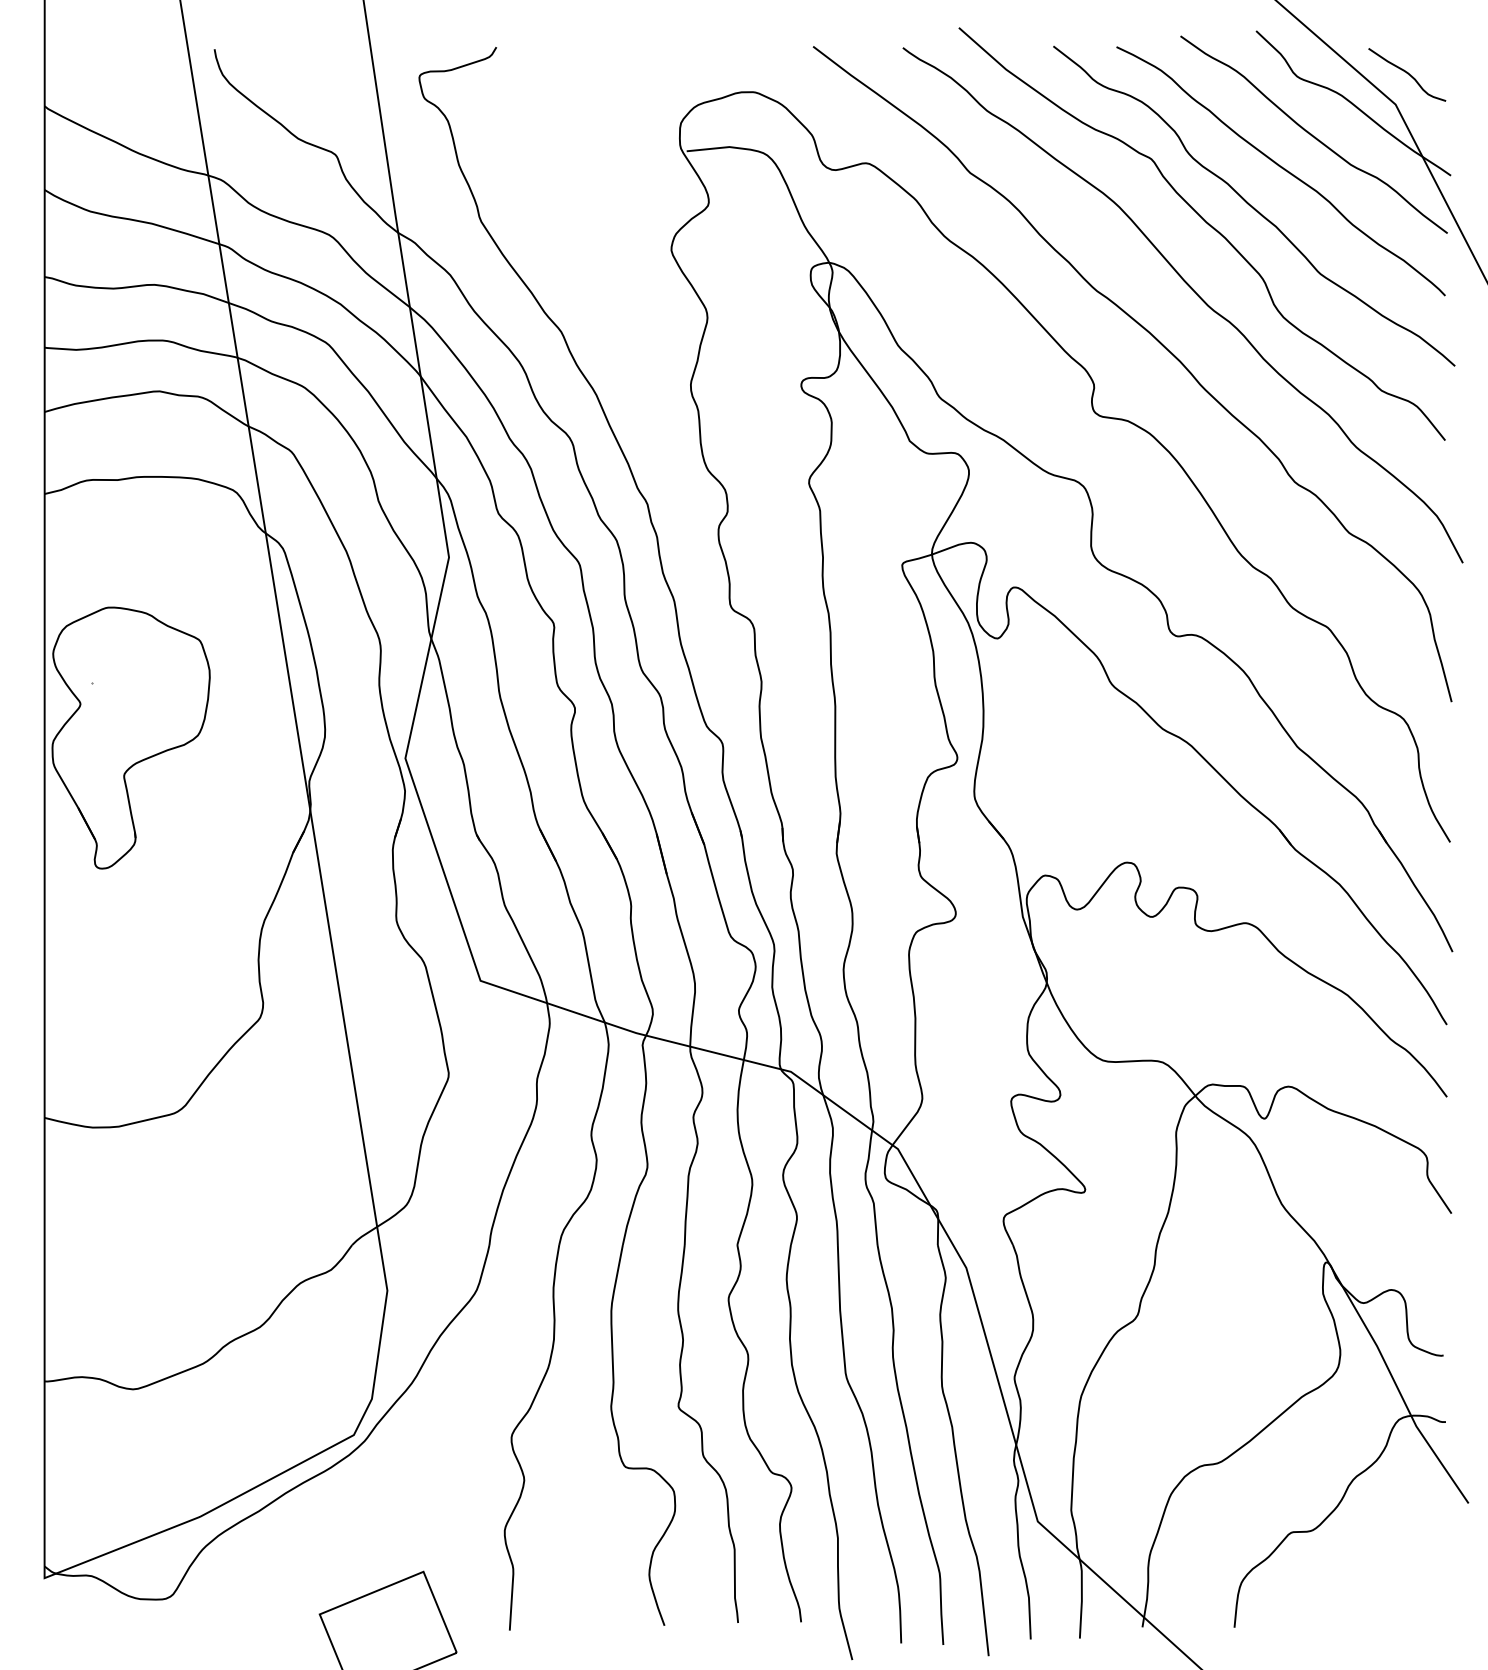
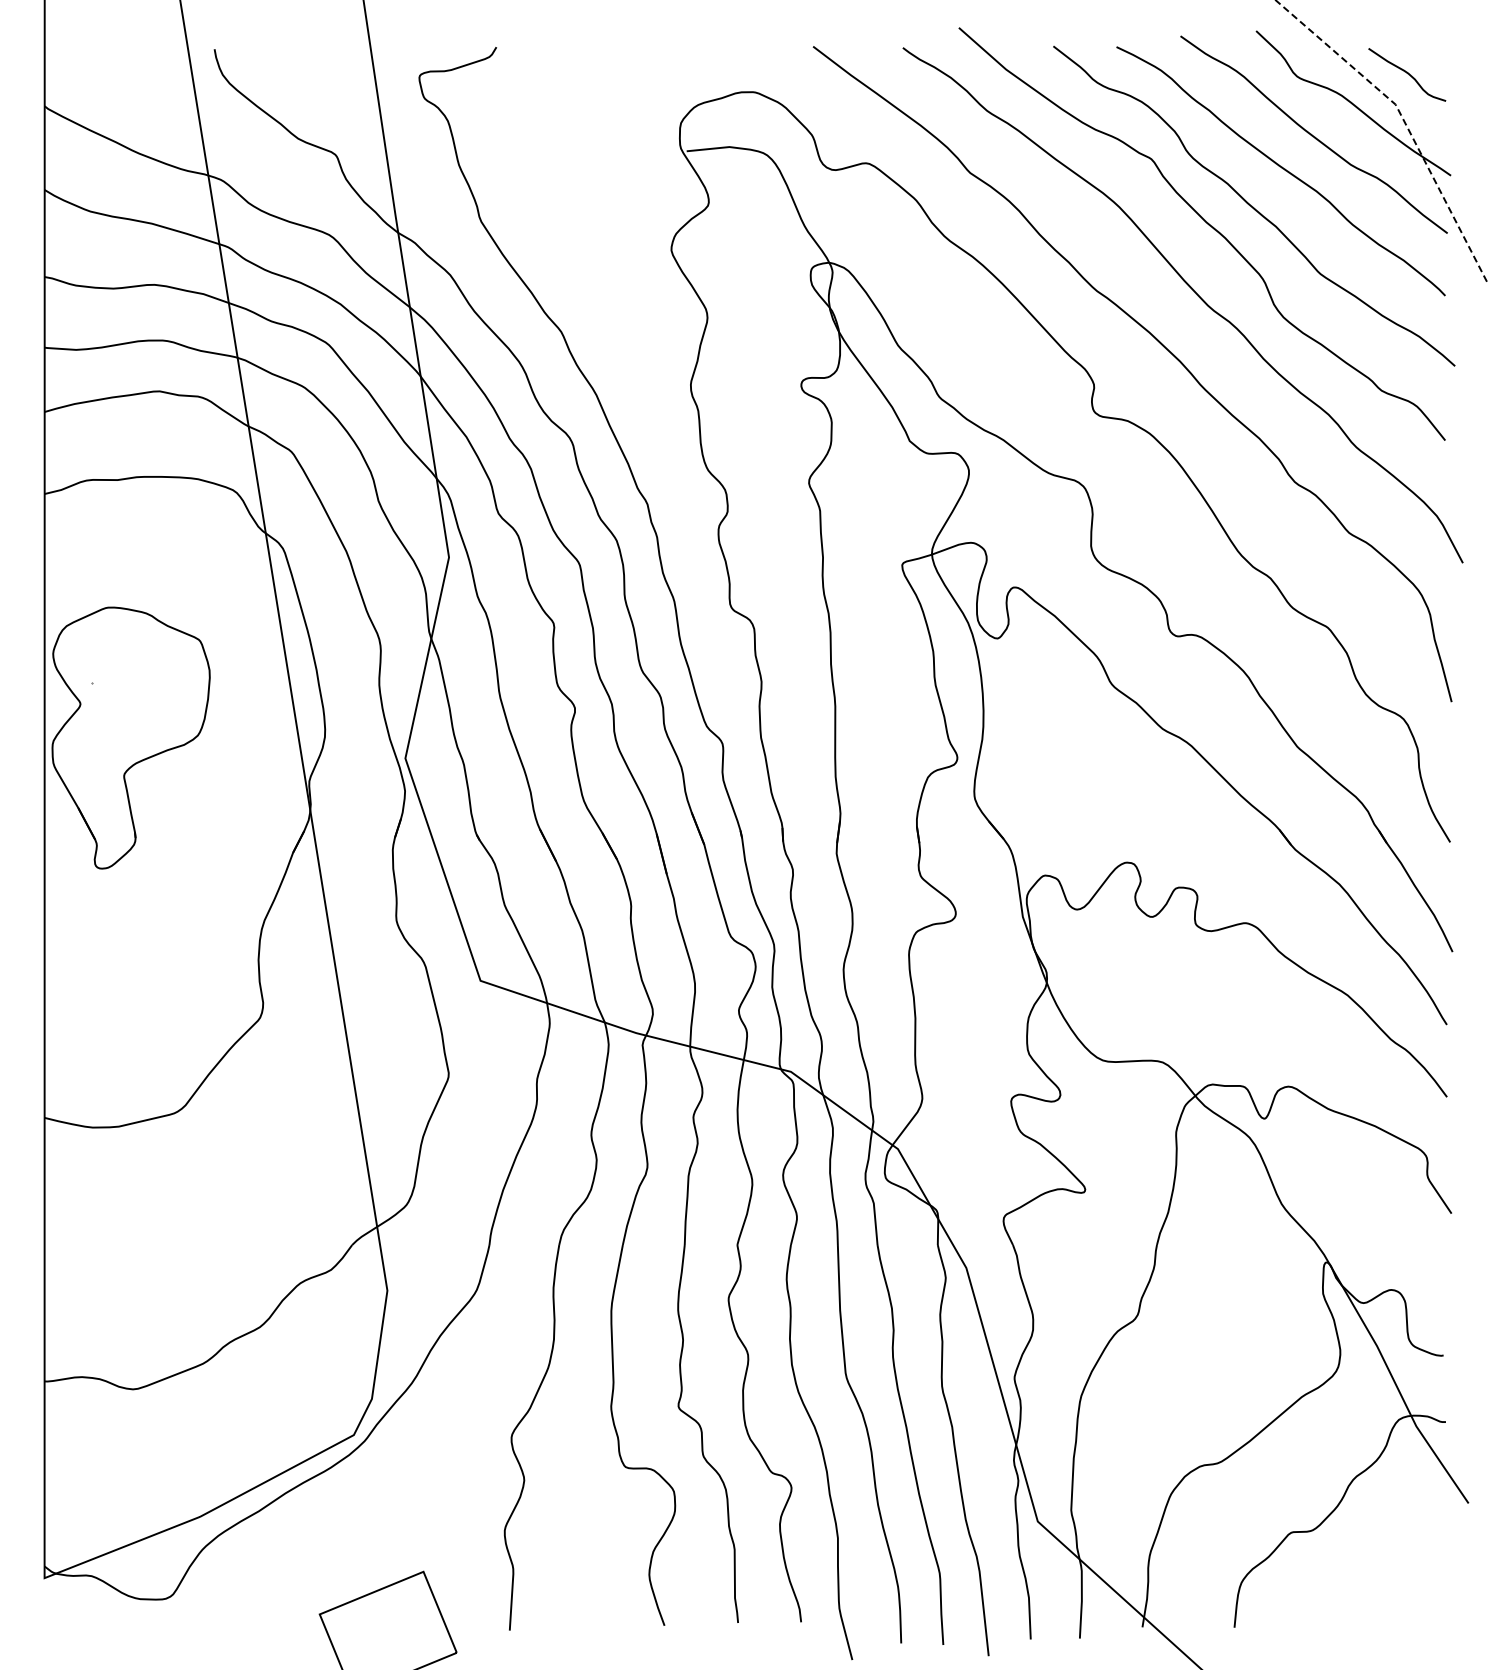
line: solid -> dashed (1405, 123)
